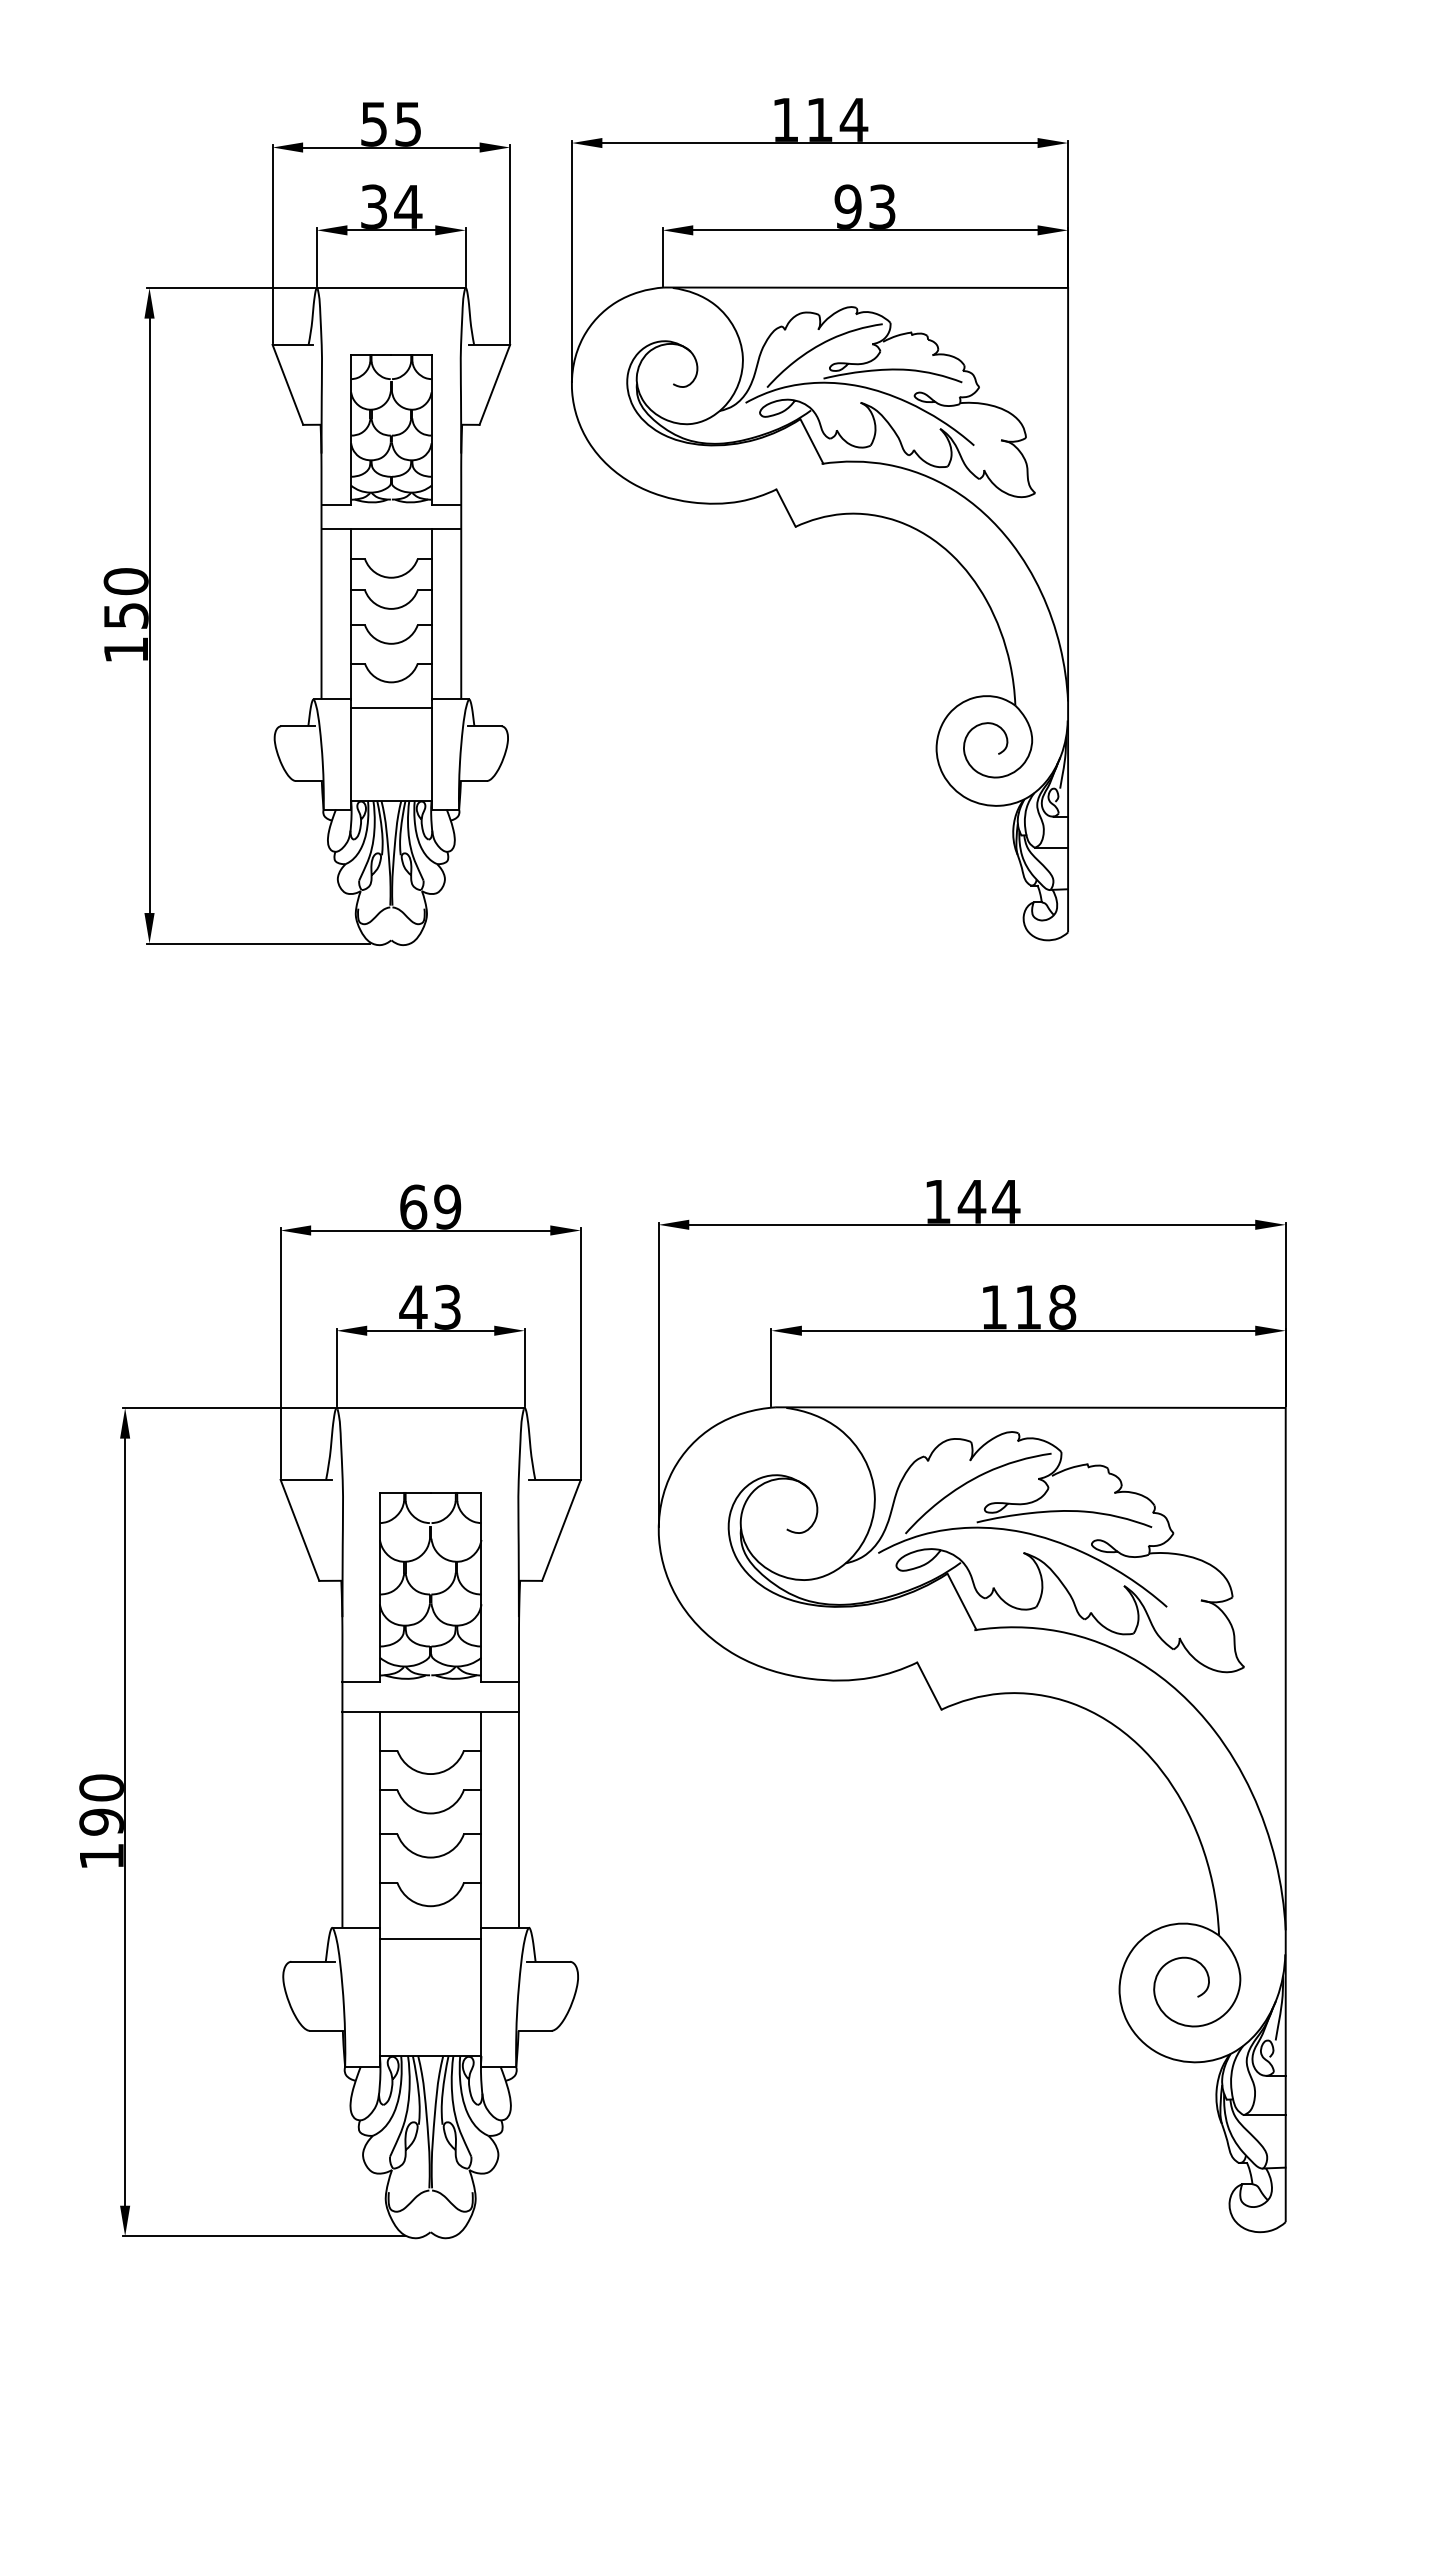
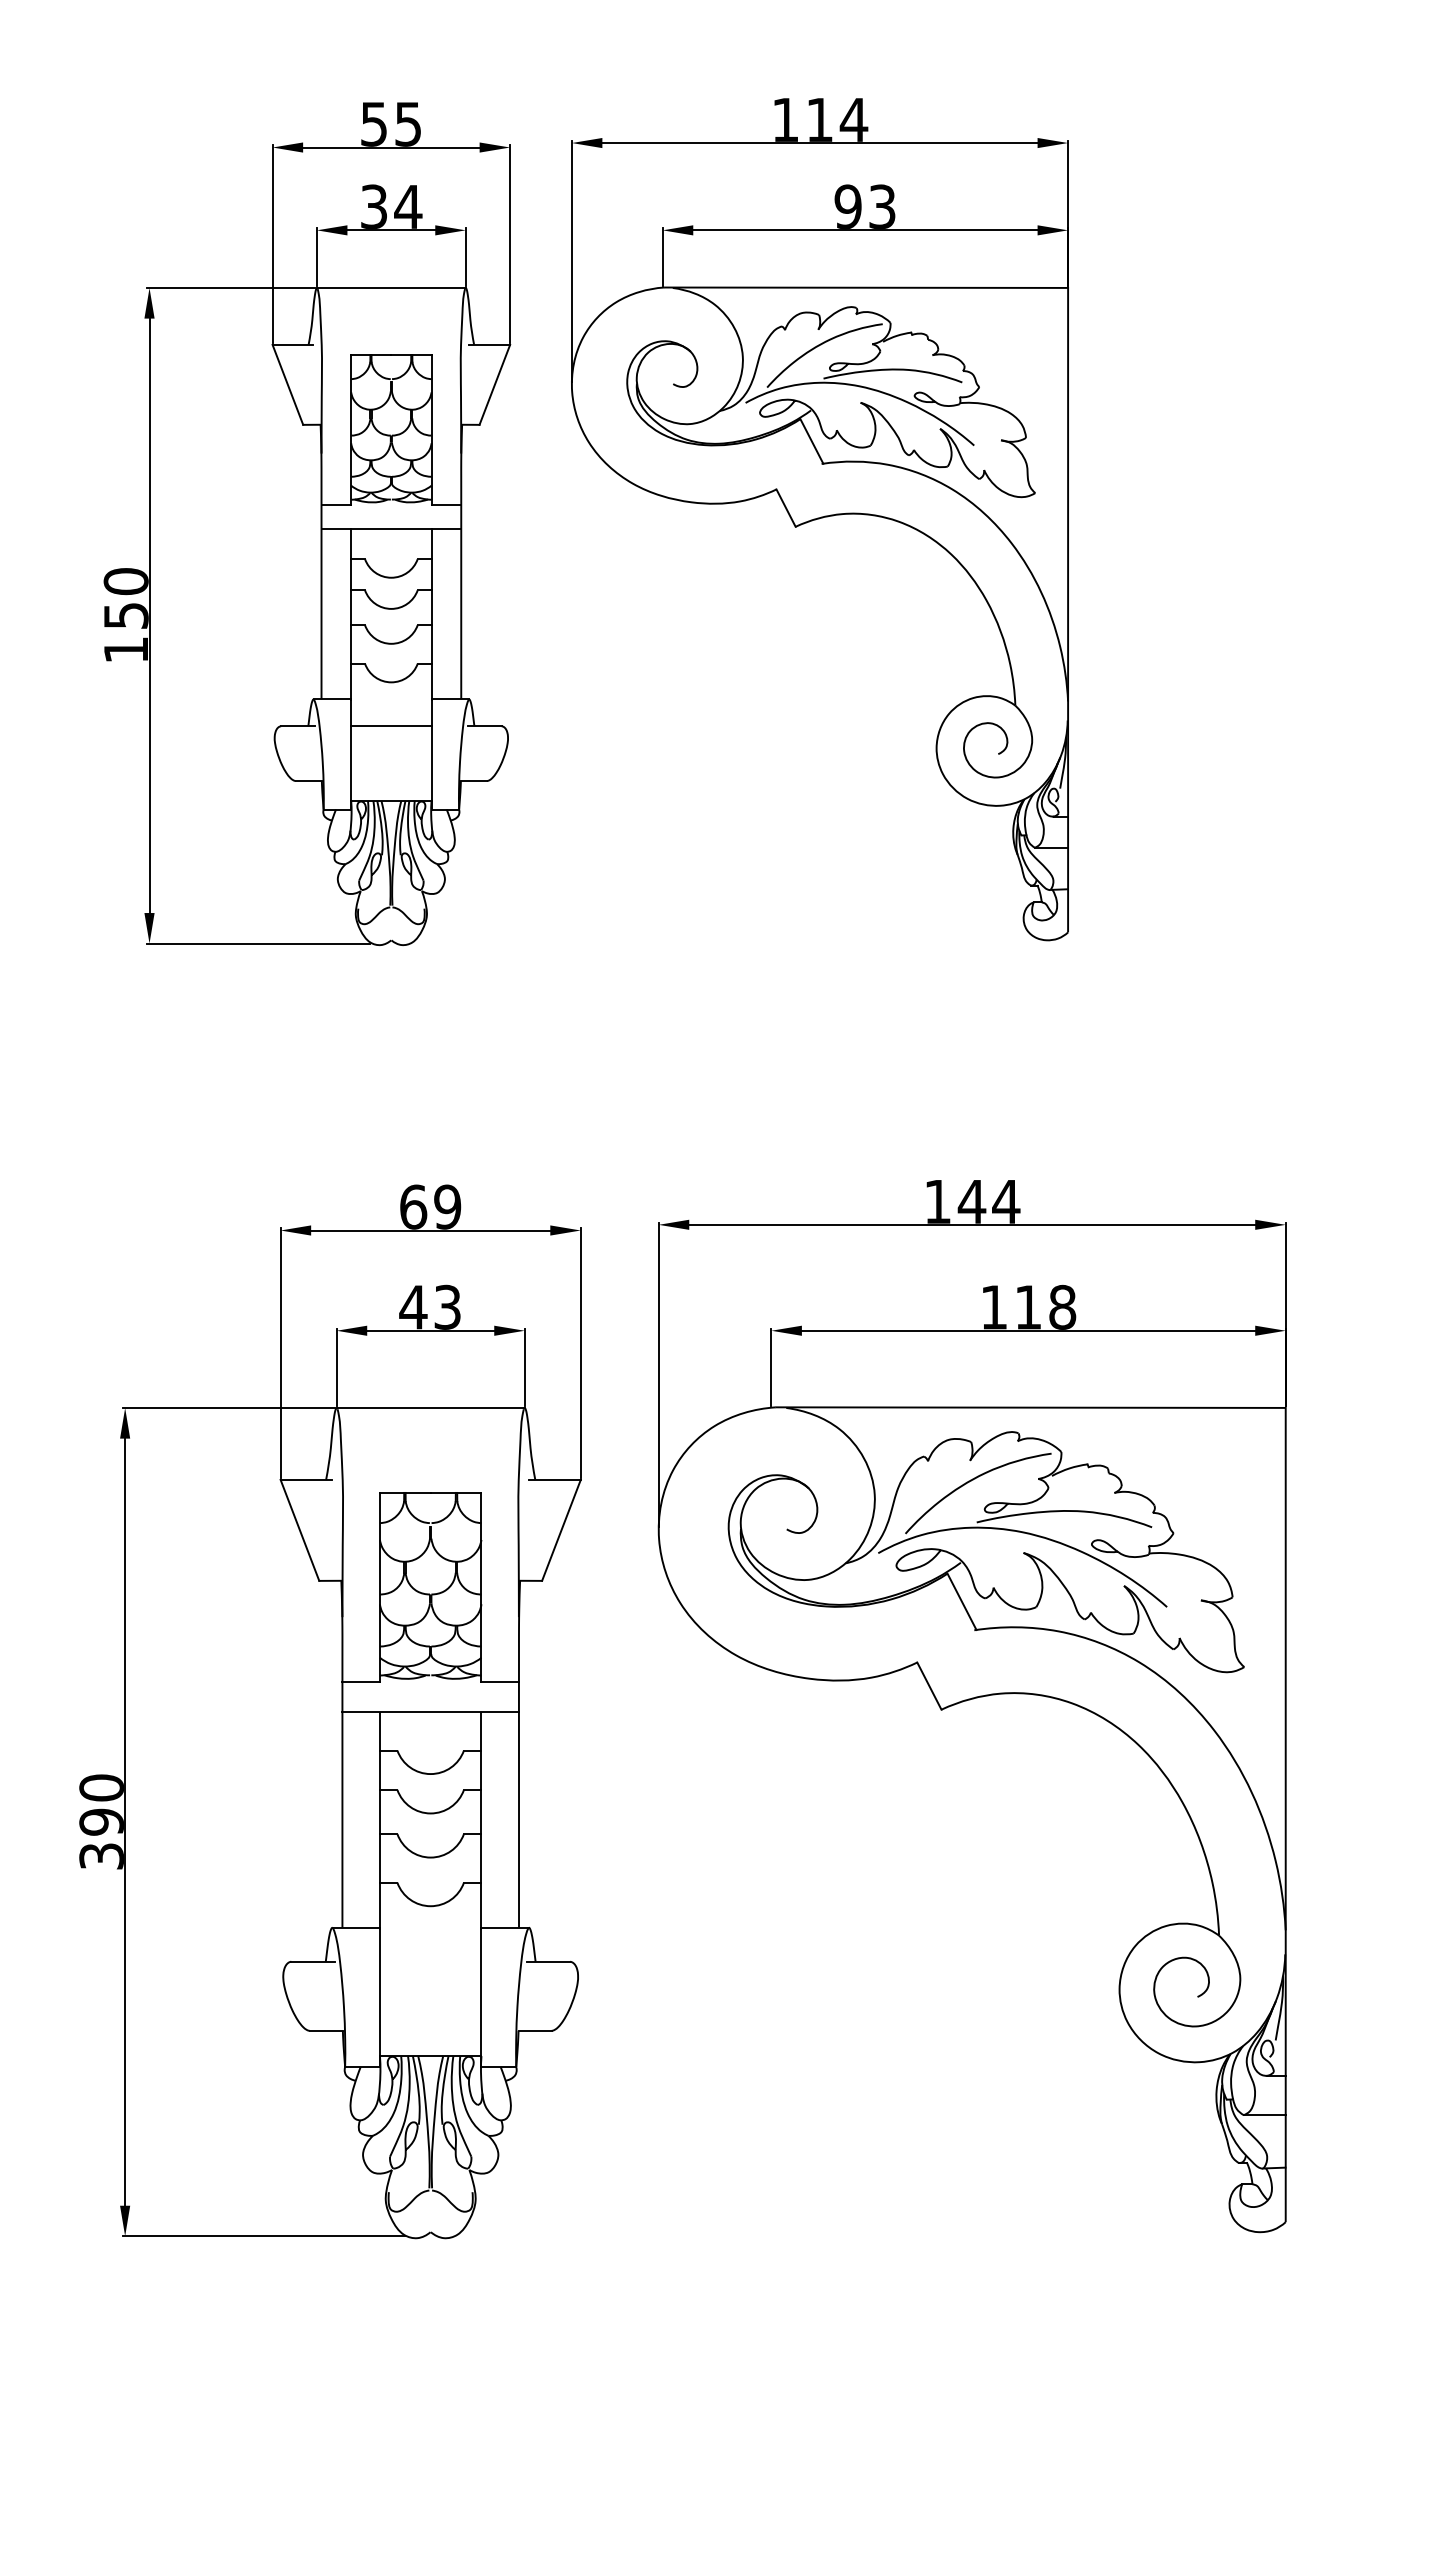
line position: (391, 708) -> (391, 726) (391, 726)
text: 190 -> 390 (101, 1856)
line: present -> none (430, 1939)
